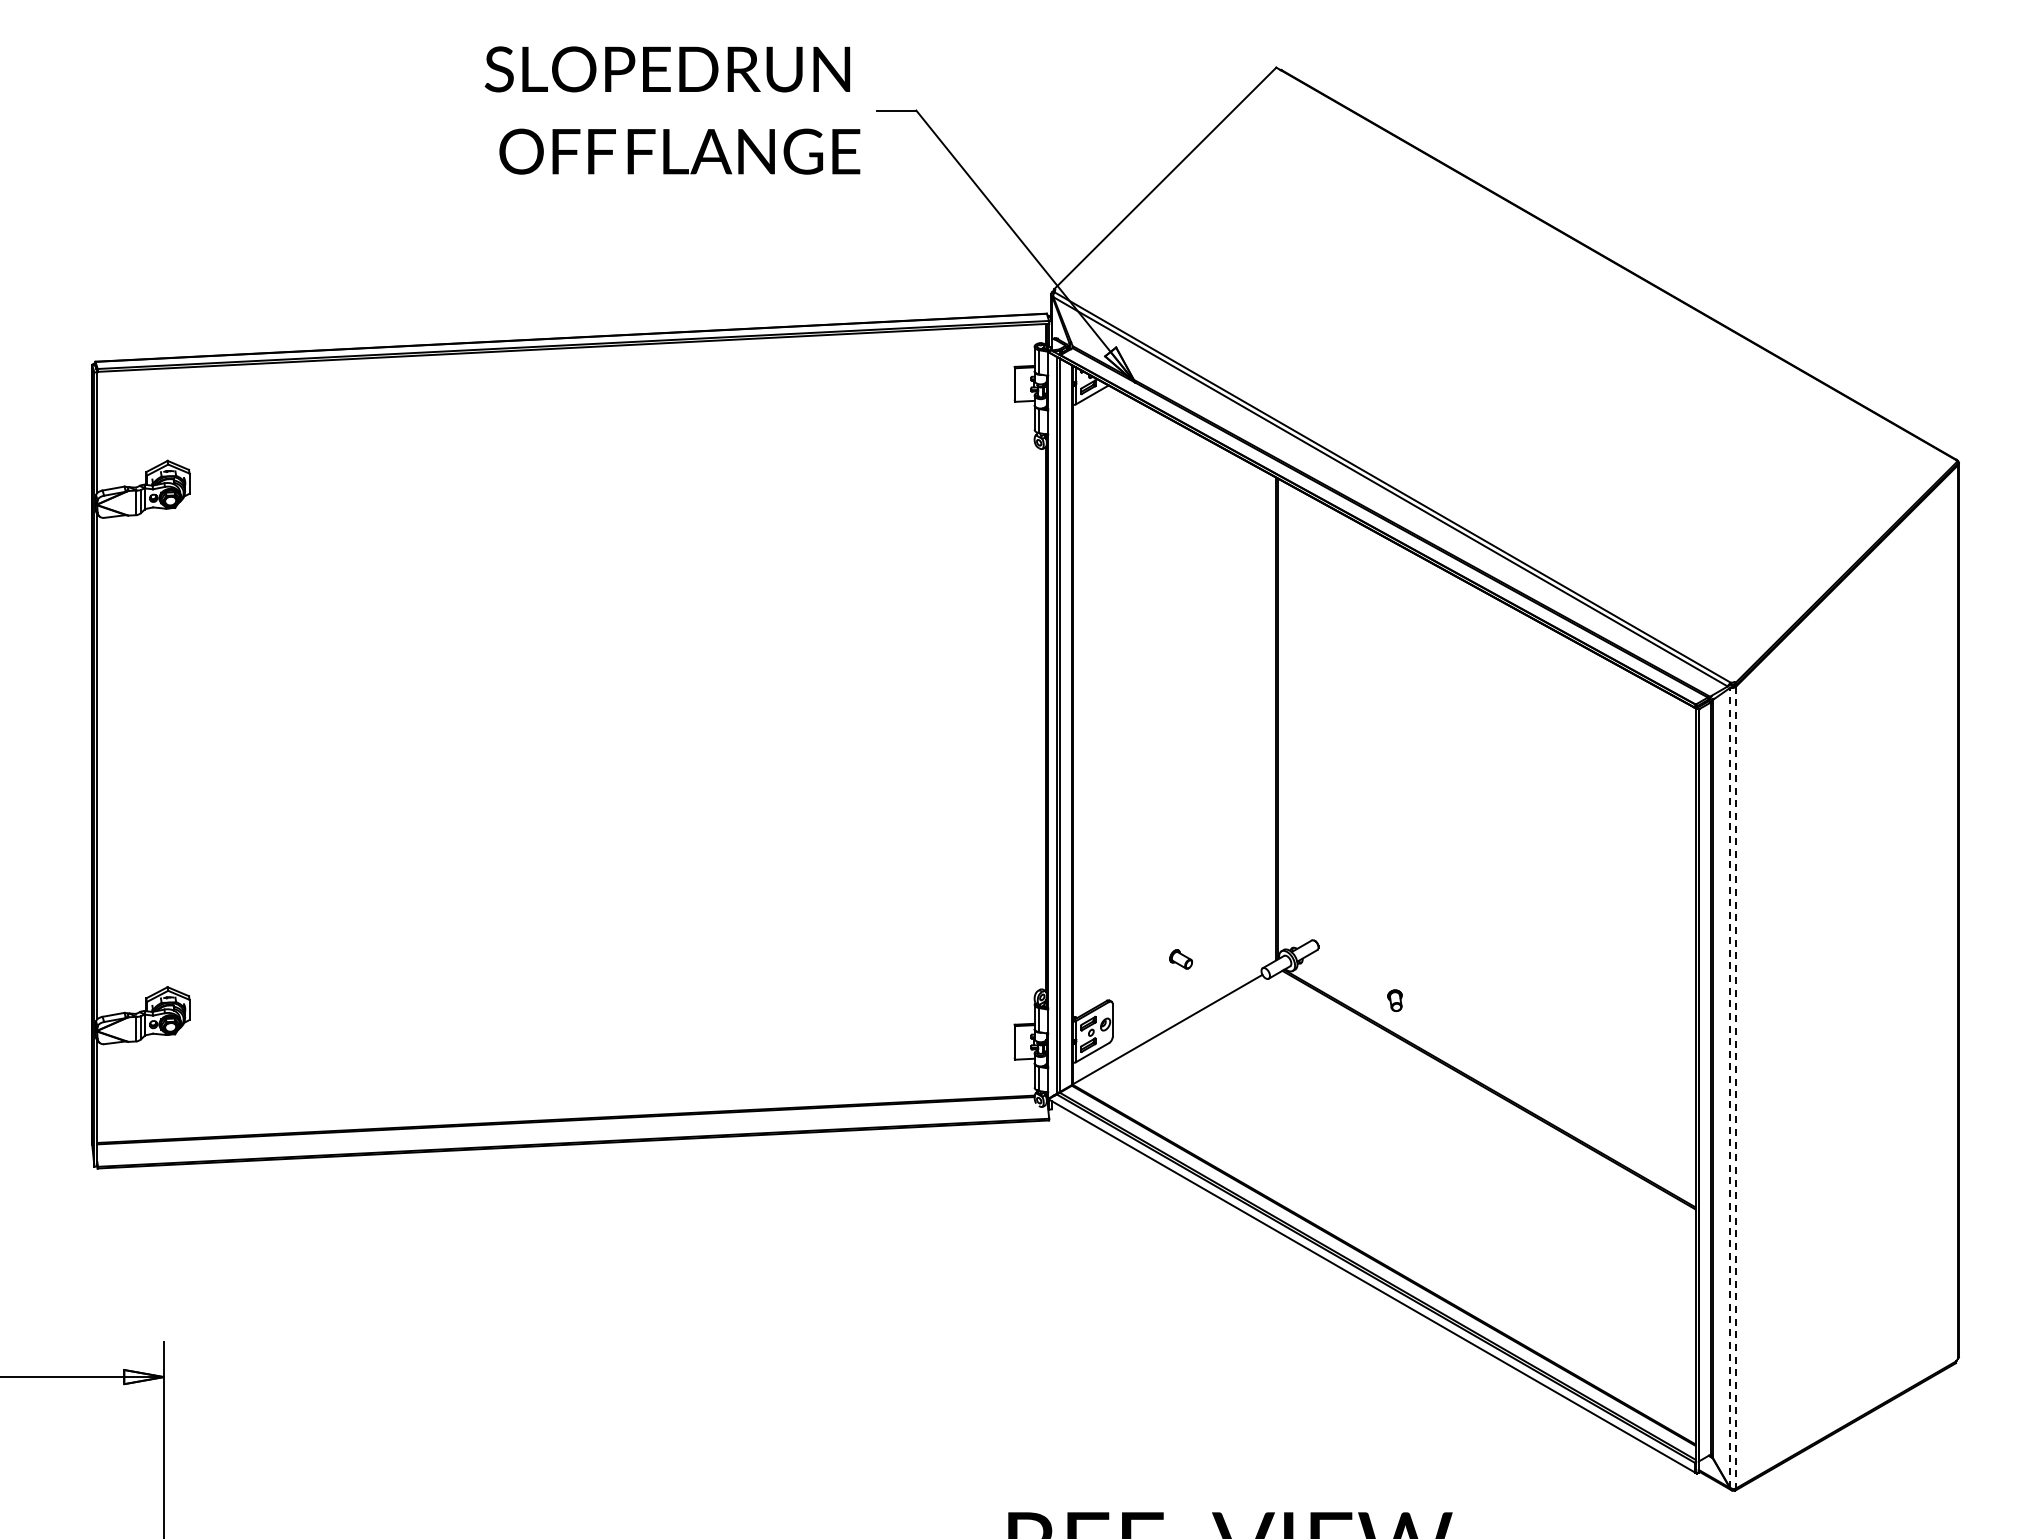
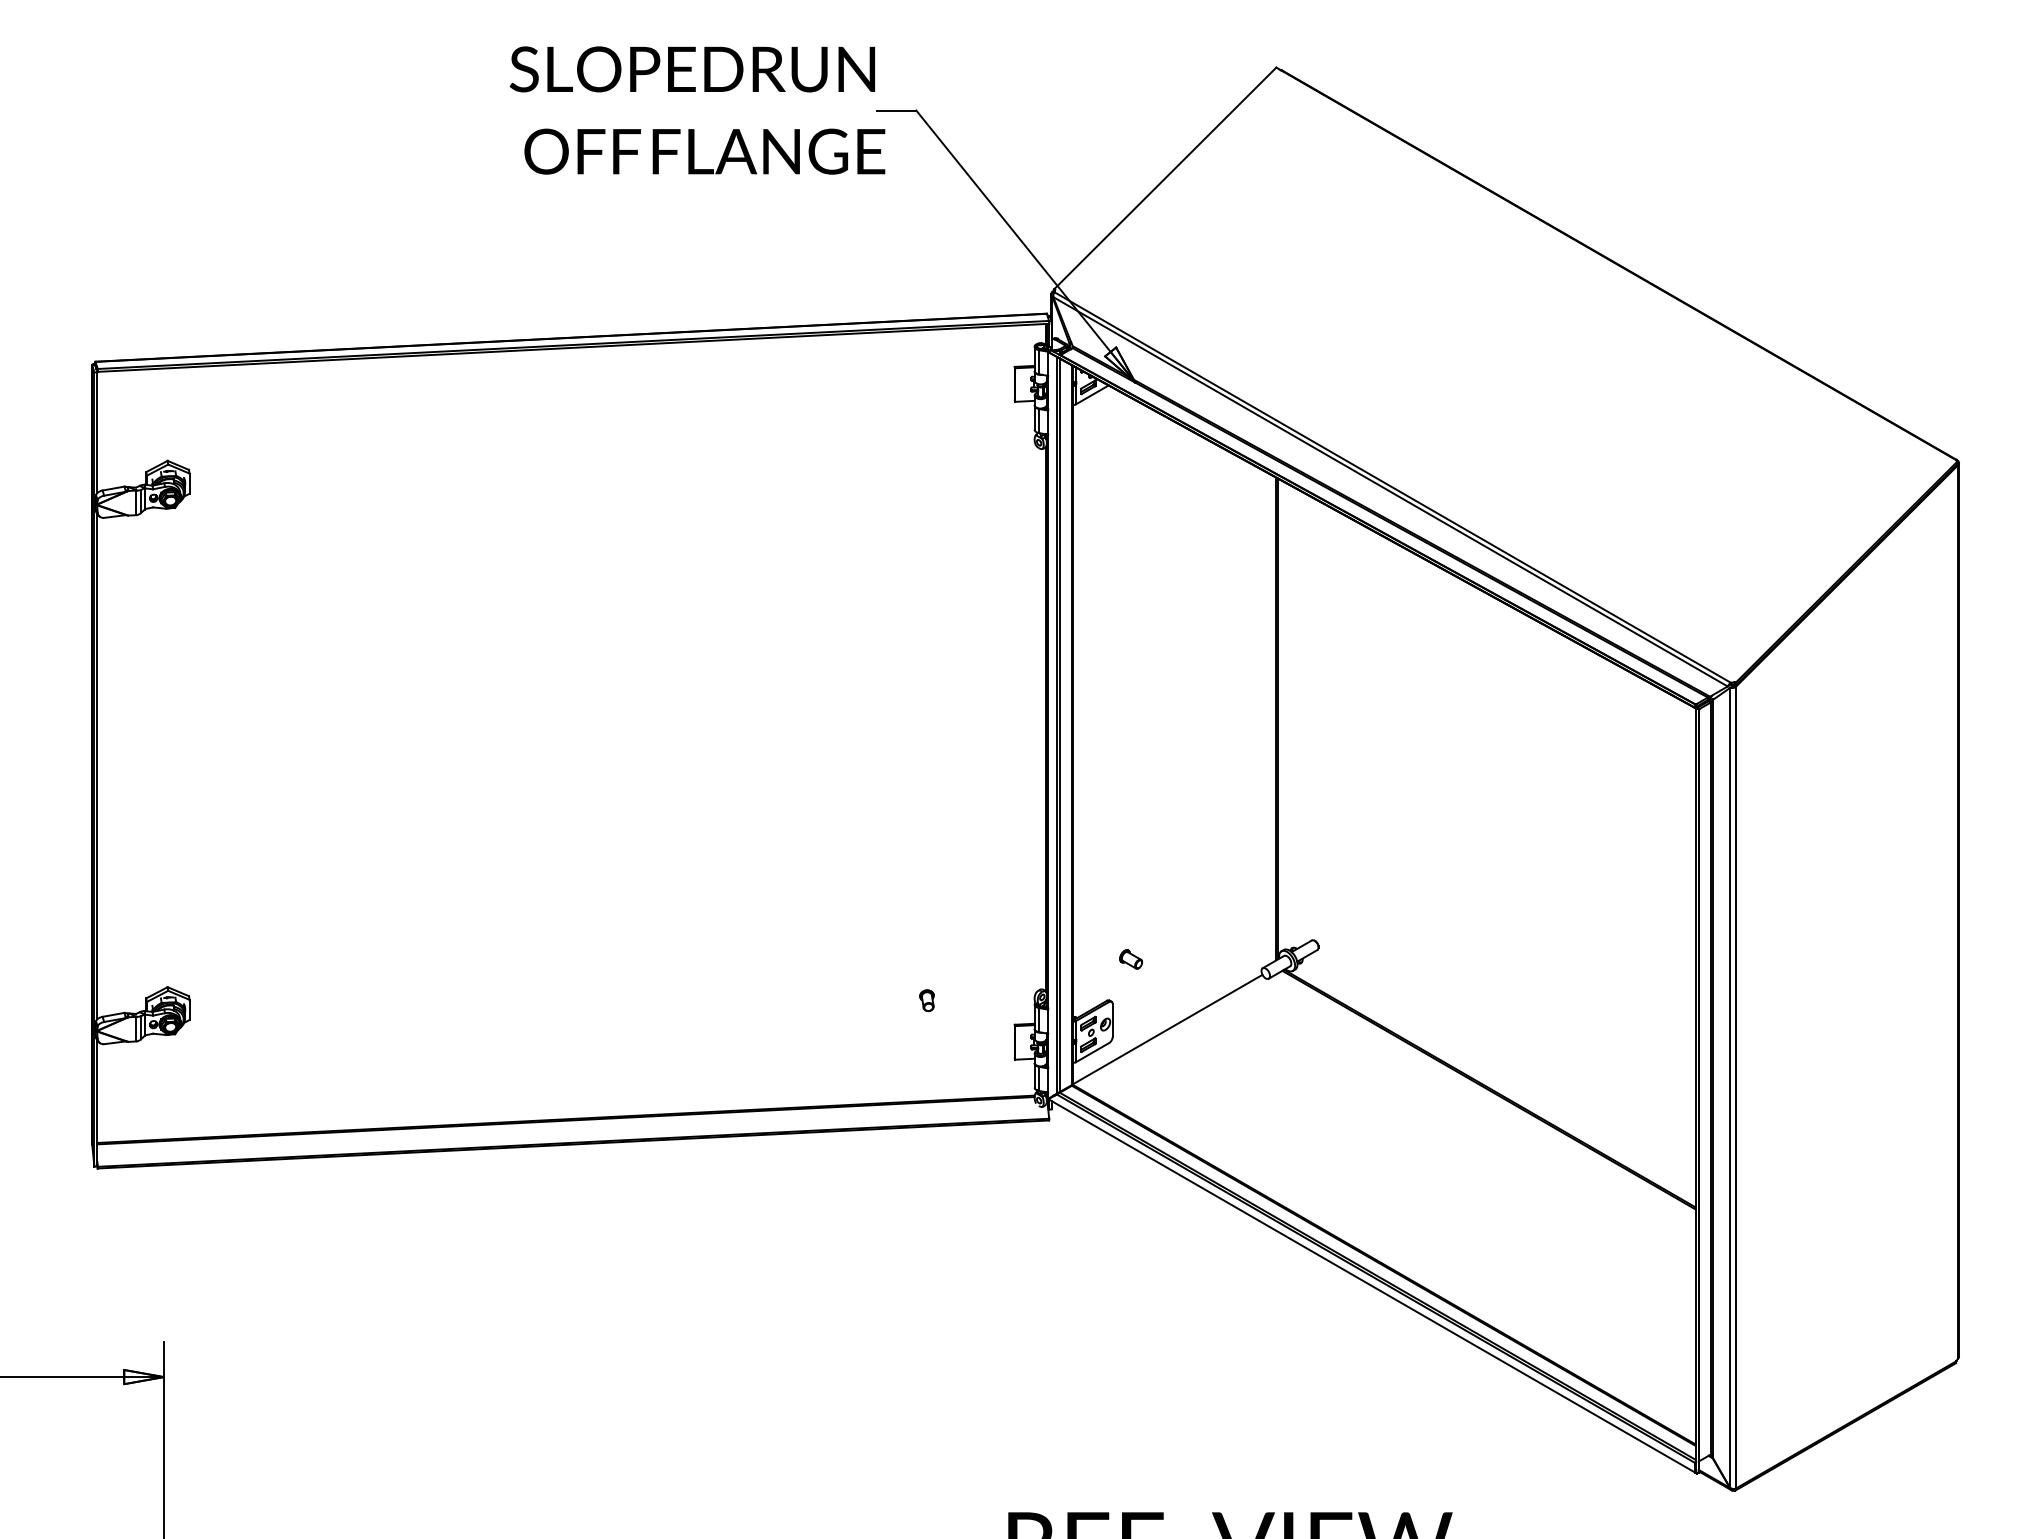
text position: (672, 110) -> (697, 110) (697, 110)
part position: (1180, 959) -> (1130, 959) (1130, 959)
part position: (1394, 1000) -> (926, 1000) (926, 1000)
line: dashed -> solid (1730, 1087)
line: dashed -> solid (1736, 1087)
